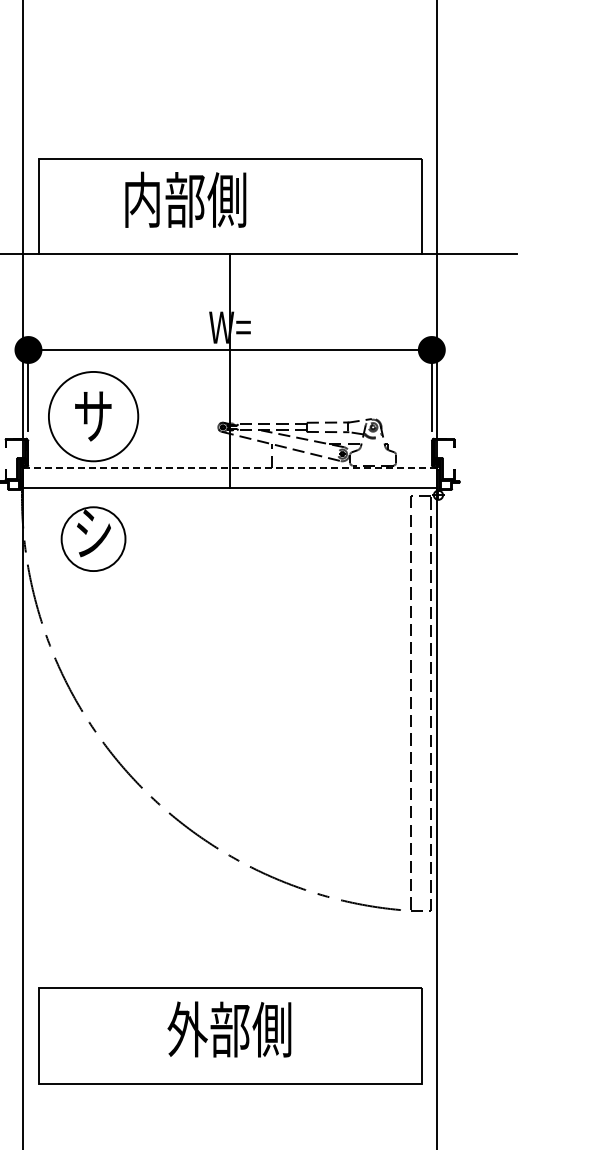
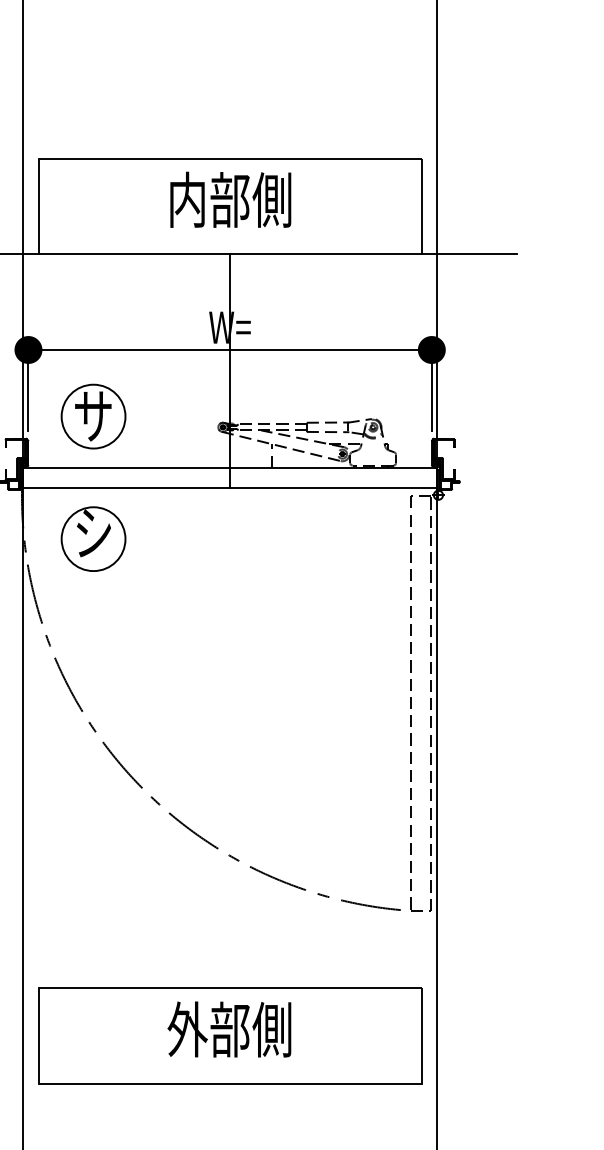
text position: (185, 199) -> (230, 199) (230, 199)
circle diameter: 89 px -> 64 px (93, 416)
line: dashed -> solid (229, 467)
